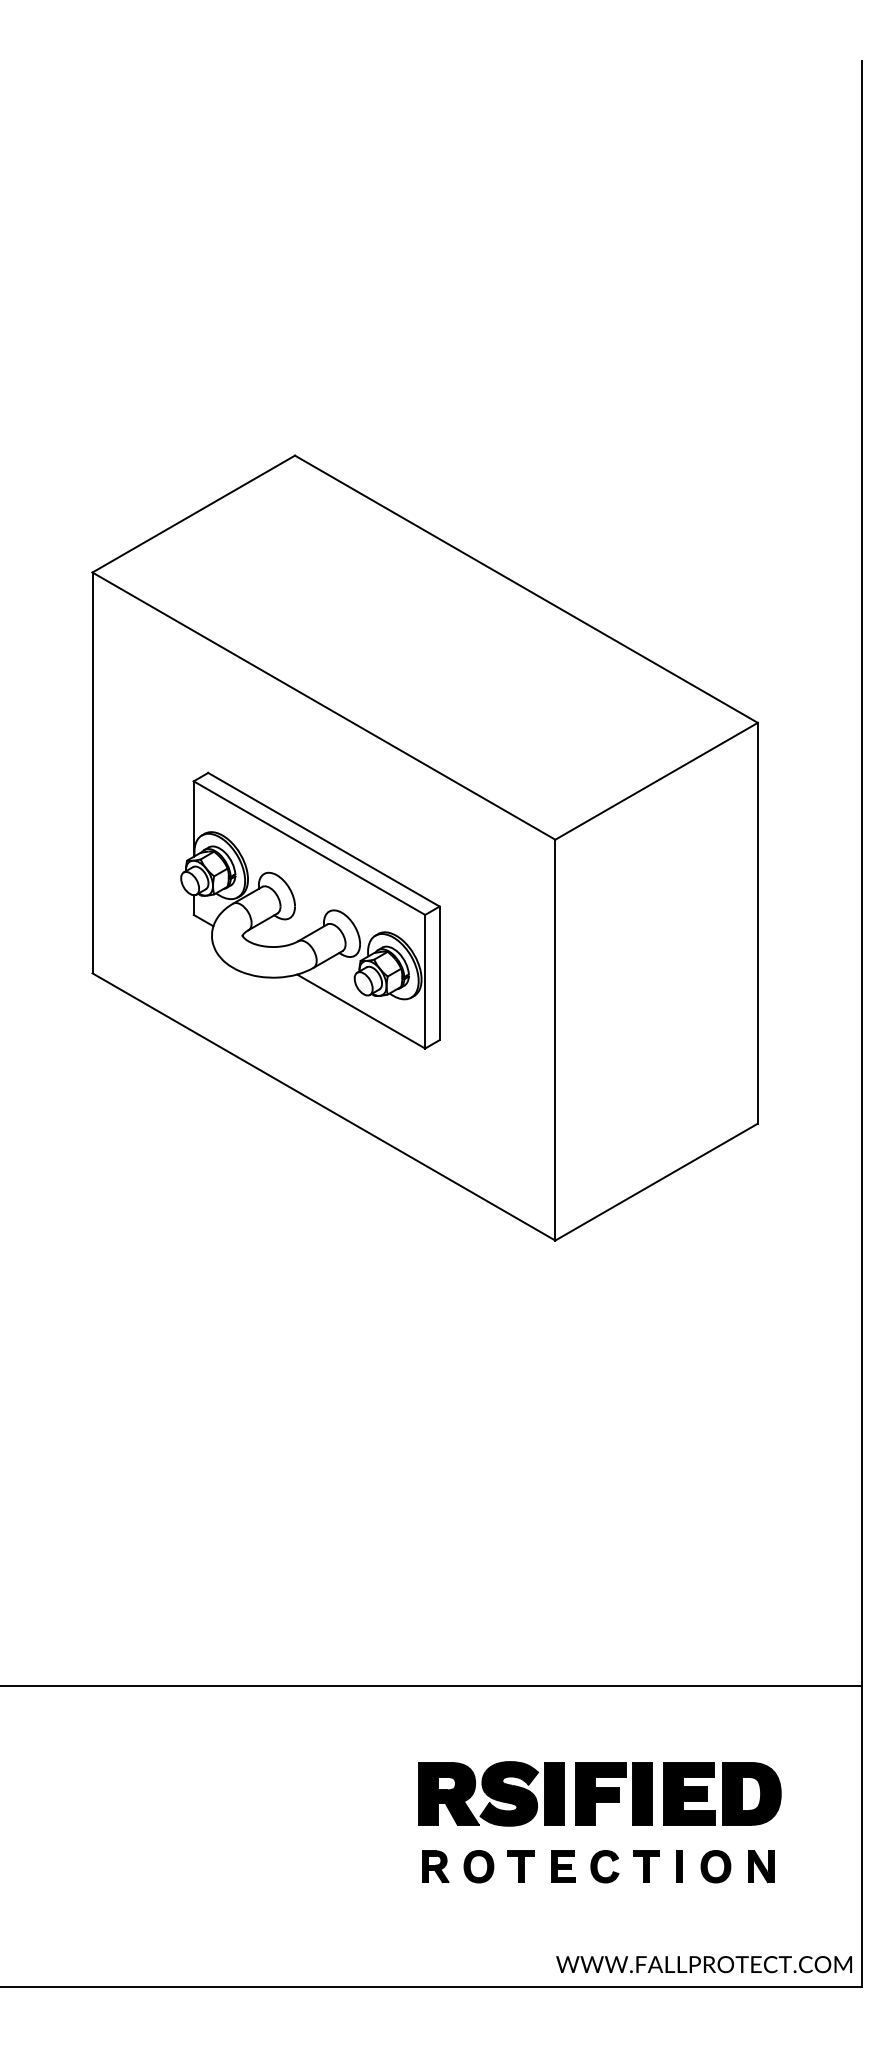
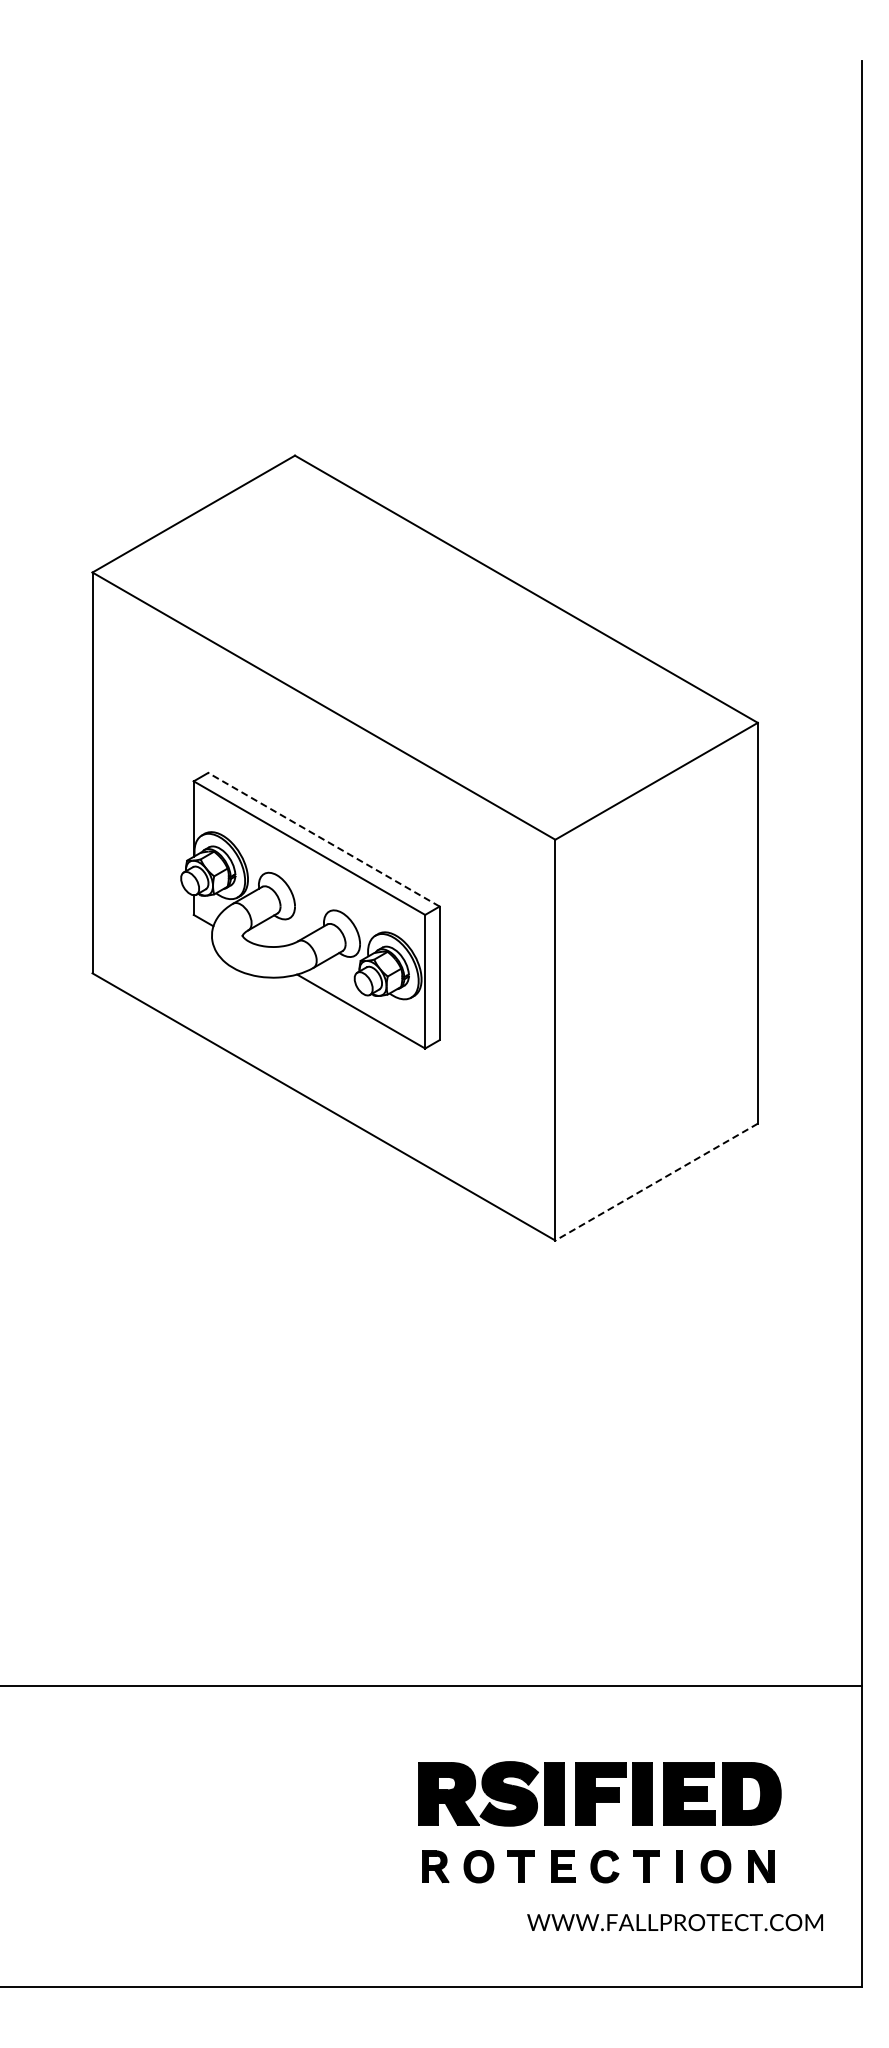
line: solid -> dashed (323, 839)
line: solid -> dashed (656, 1182)
text position: (703, 1964) -> (674, 1922) (674, 1922)
